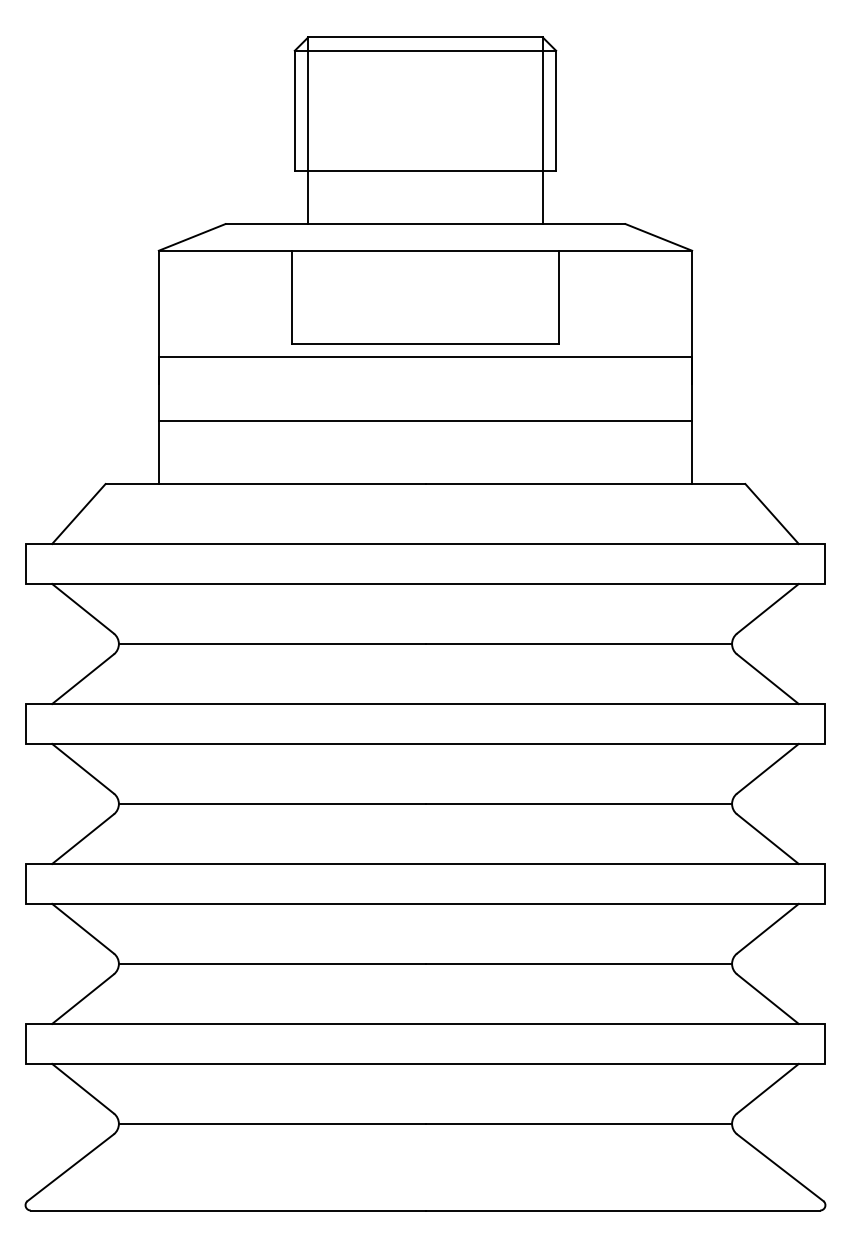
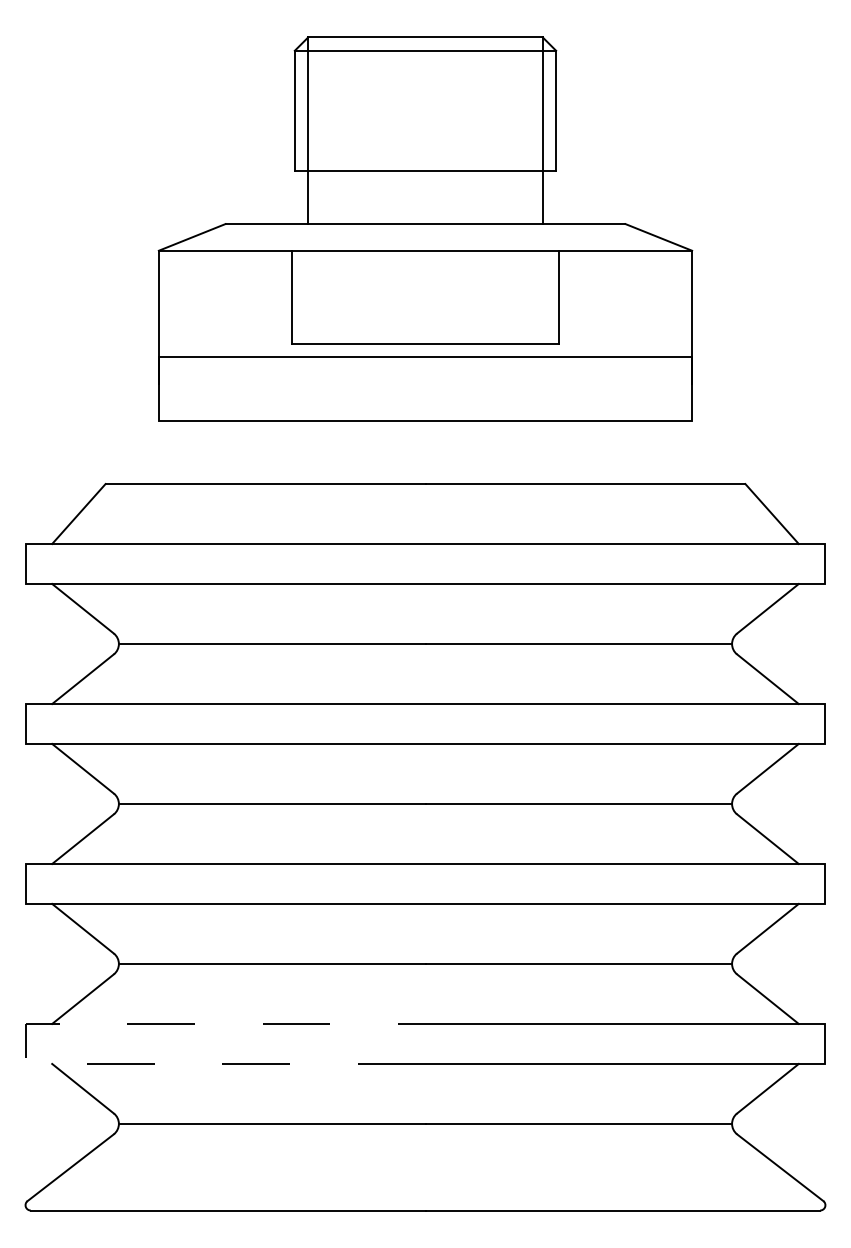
line: present -> none (158, 452)
line: present -> none (692, 452)
line: solid -> dashed (25, 1043)
